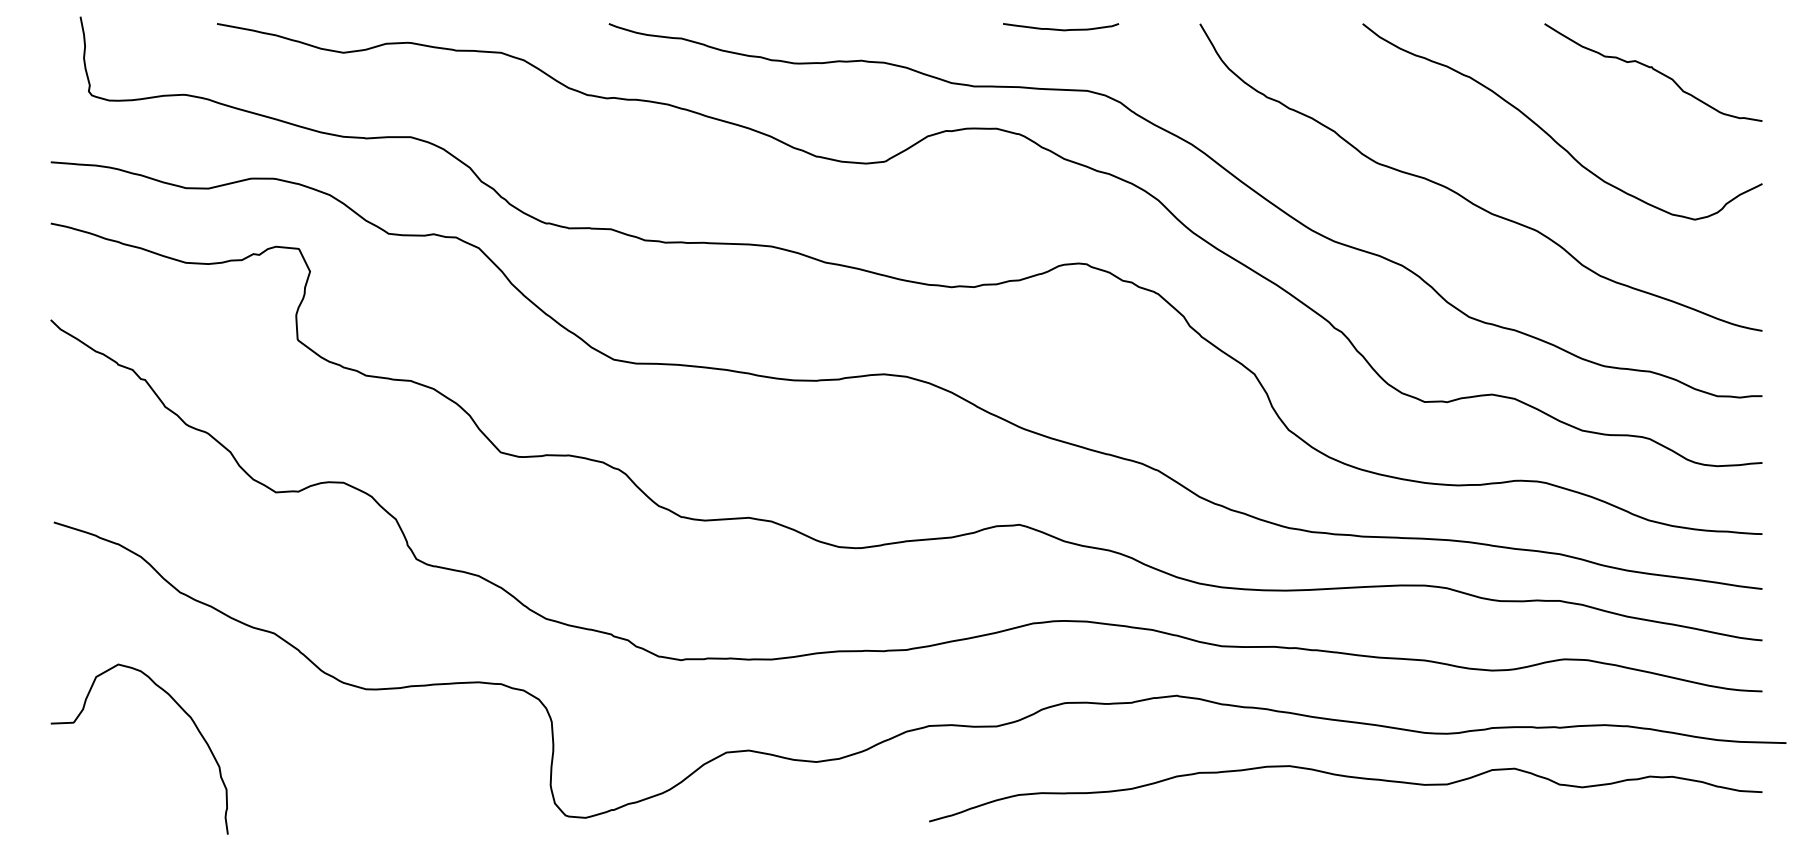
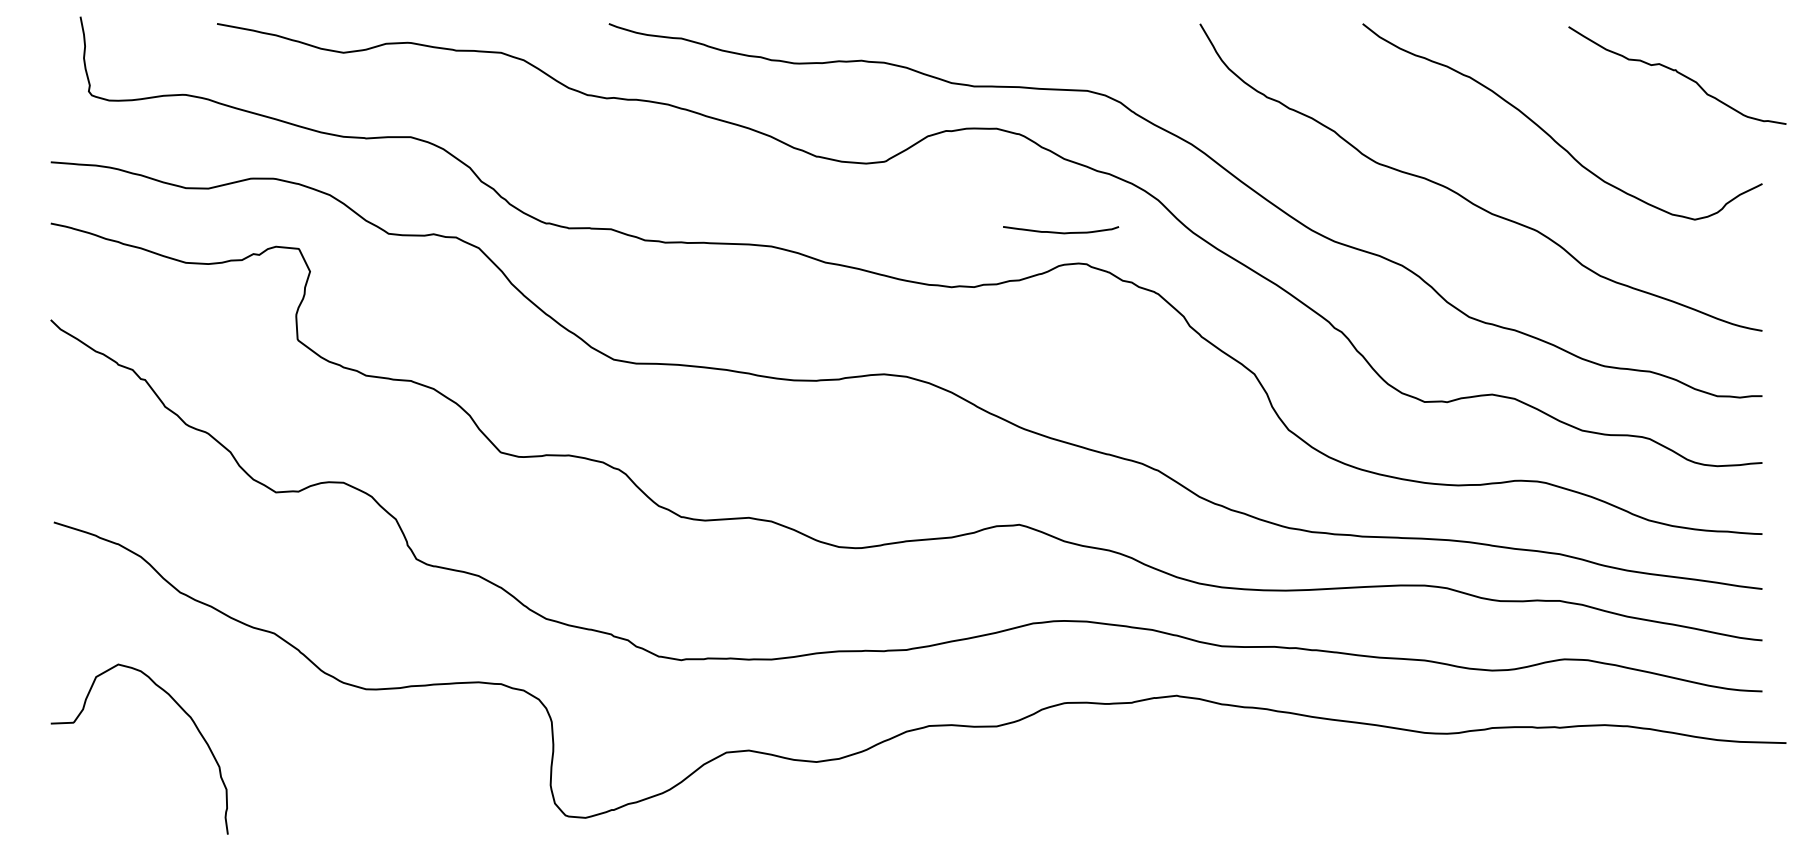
curve position: (1061, 29) -> (1061, 232) (1061, 232)
curve position: (1653, 70) -> (1677, 73) (1677, 73)
curve: present -> none (1345, 777)
